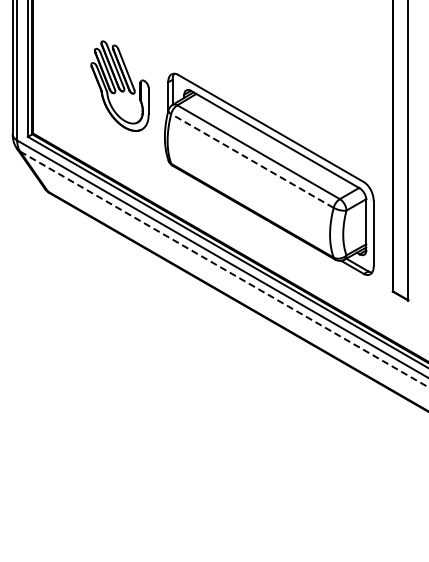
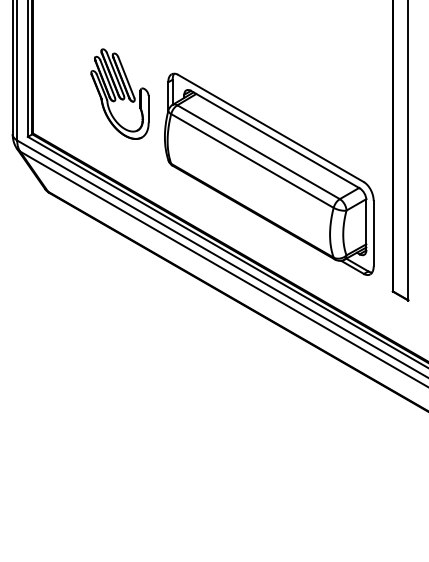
part position: (119, 85) -> (119, 93) (119, 93)
line: dashed -> solid (252, 160)
line: dashed -> solid (224, 269)
